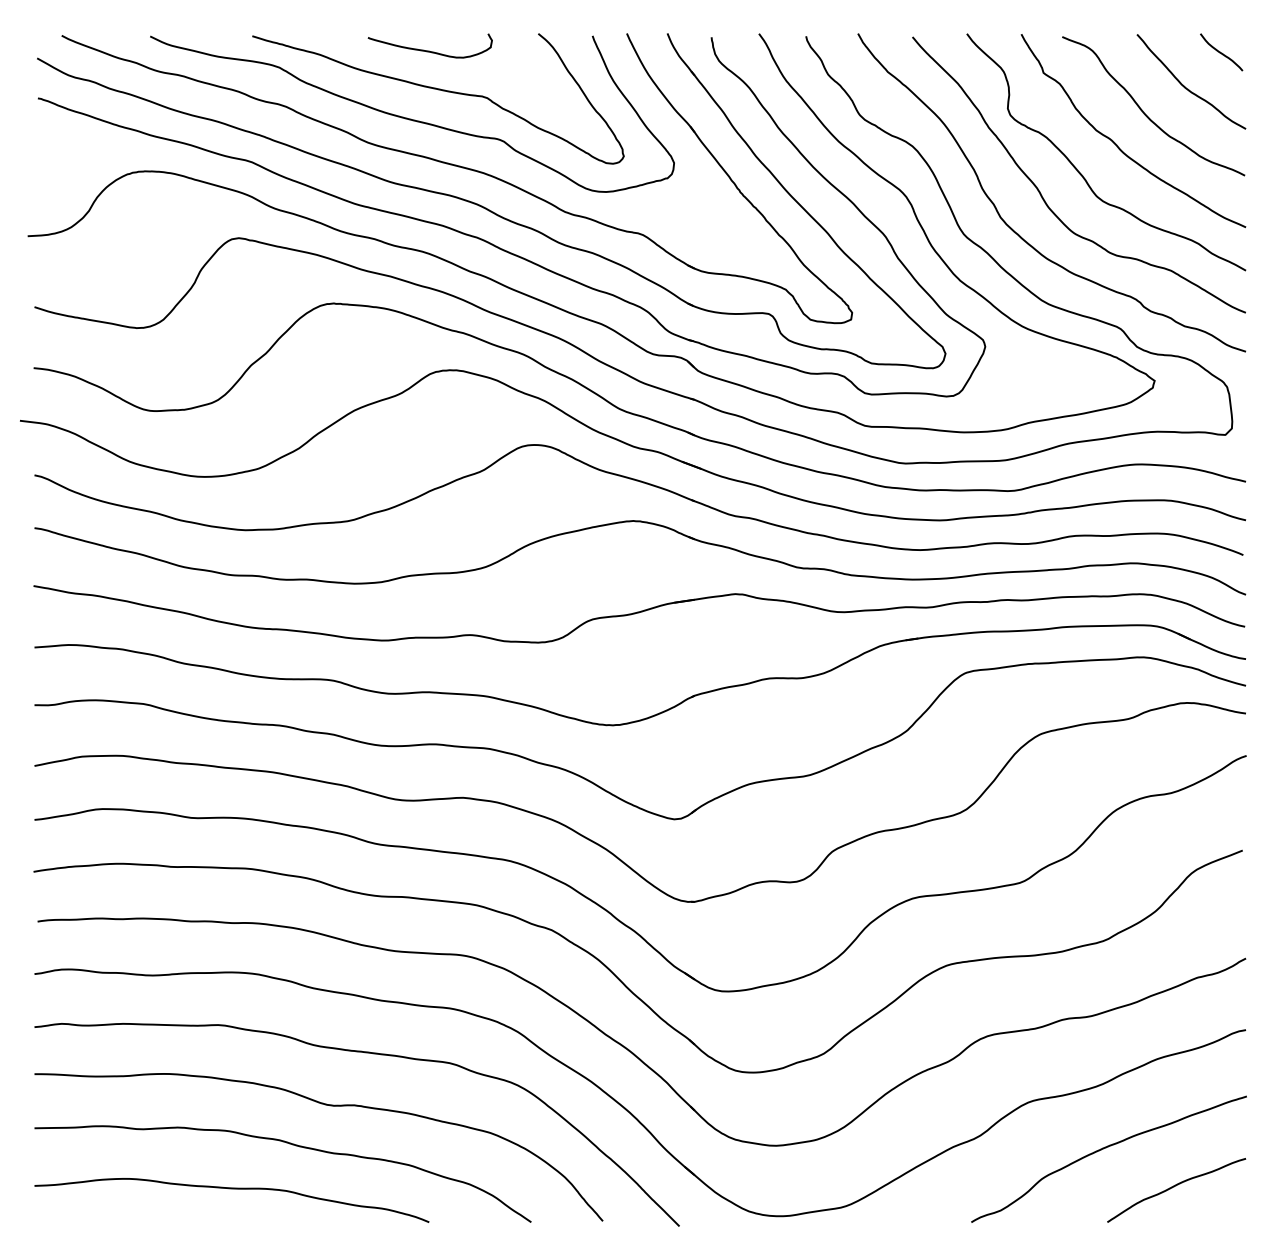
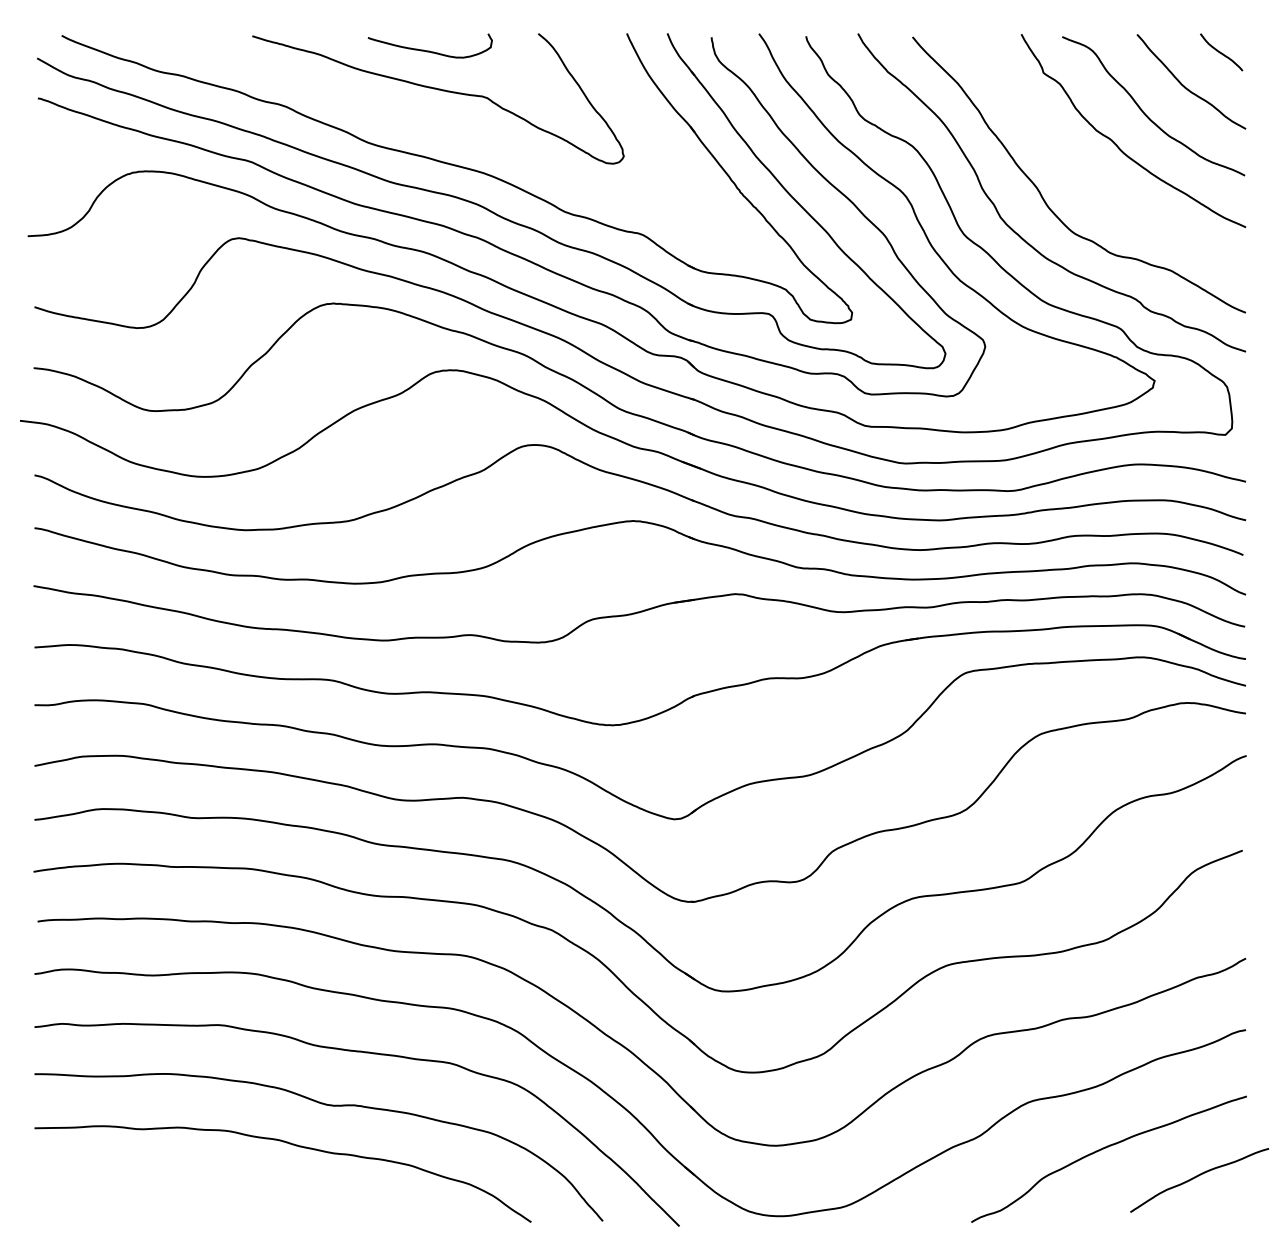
curve: present -> none (411, 118)
curve: present -> none (1083, 175)
curve position: (1174, 1187) -> (1197, 1177) (1197, 1177)
curve: present -> none (231, 1189)
